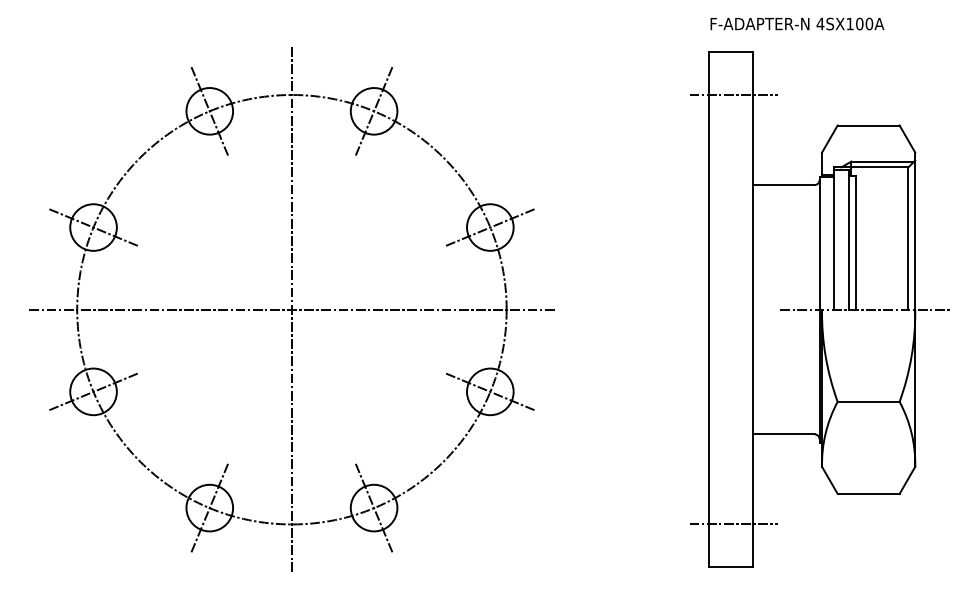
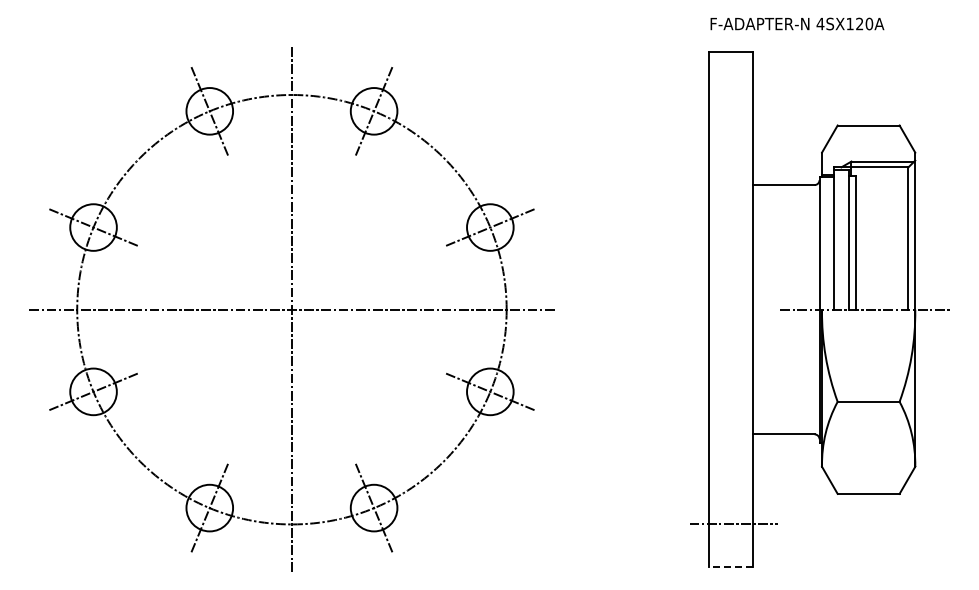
text: 4SX100A -> 4SX120A (859, 23)
line: present -> none (733, 94)
line: solid -> dashed (730, 567)
